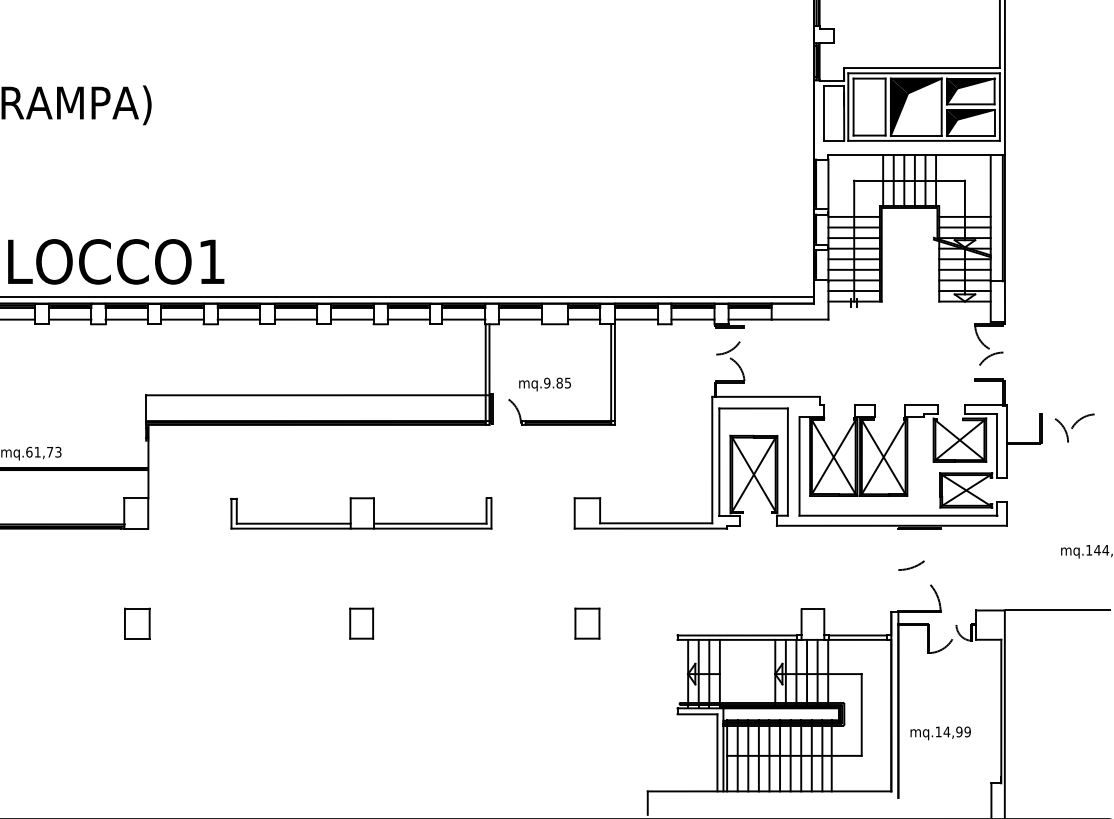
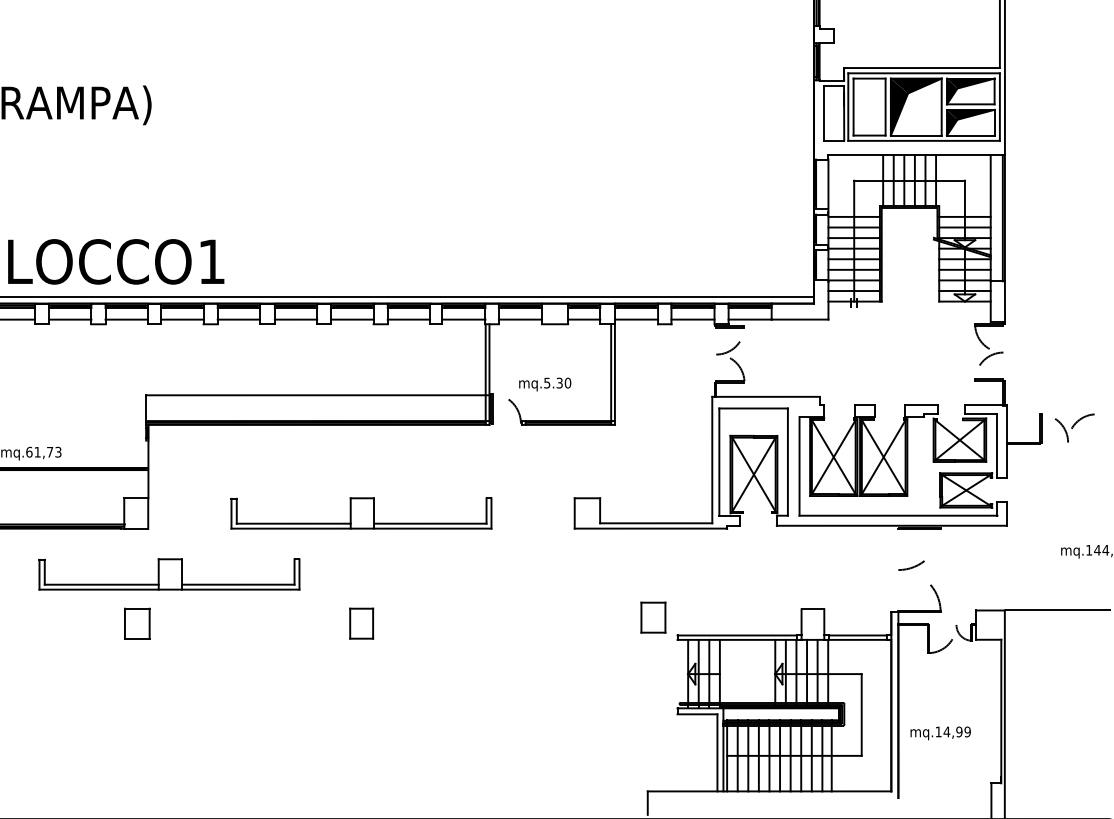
text: mq.9.85 -> mq.5.30 (557, 382)
part: none -> present (169, 574)
part position: (587, 623) -> (653, 617) (653, 617)
